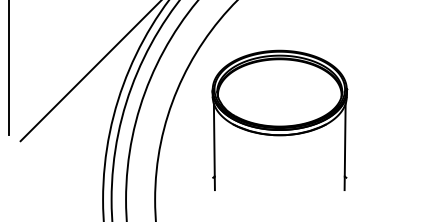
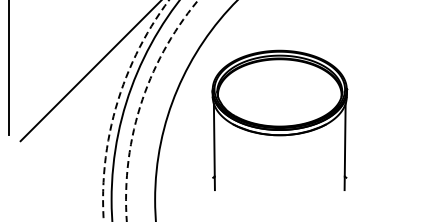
circle: solid -> dashed (136, 110)
circle: solid -> dashed (161, 110)
